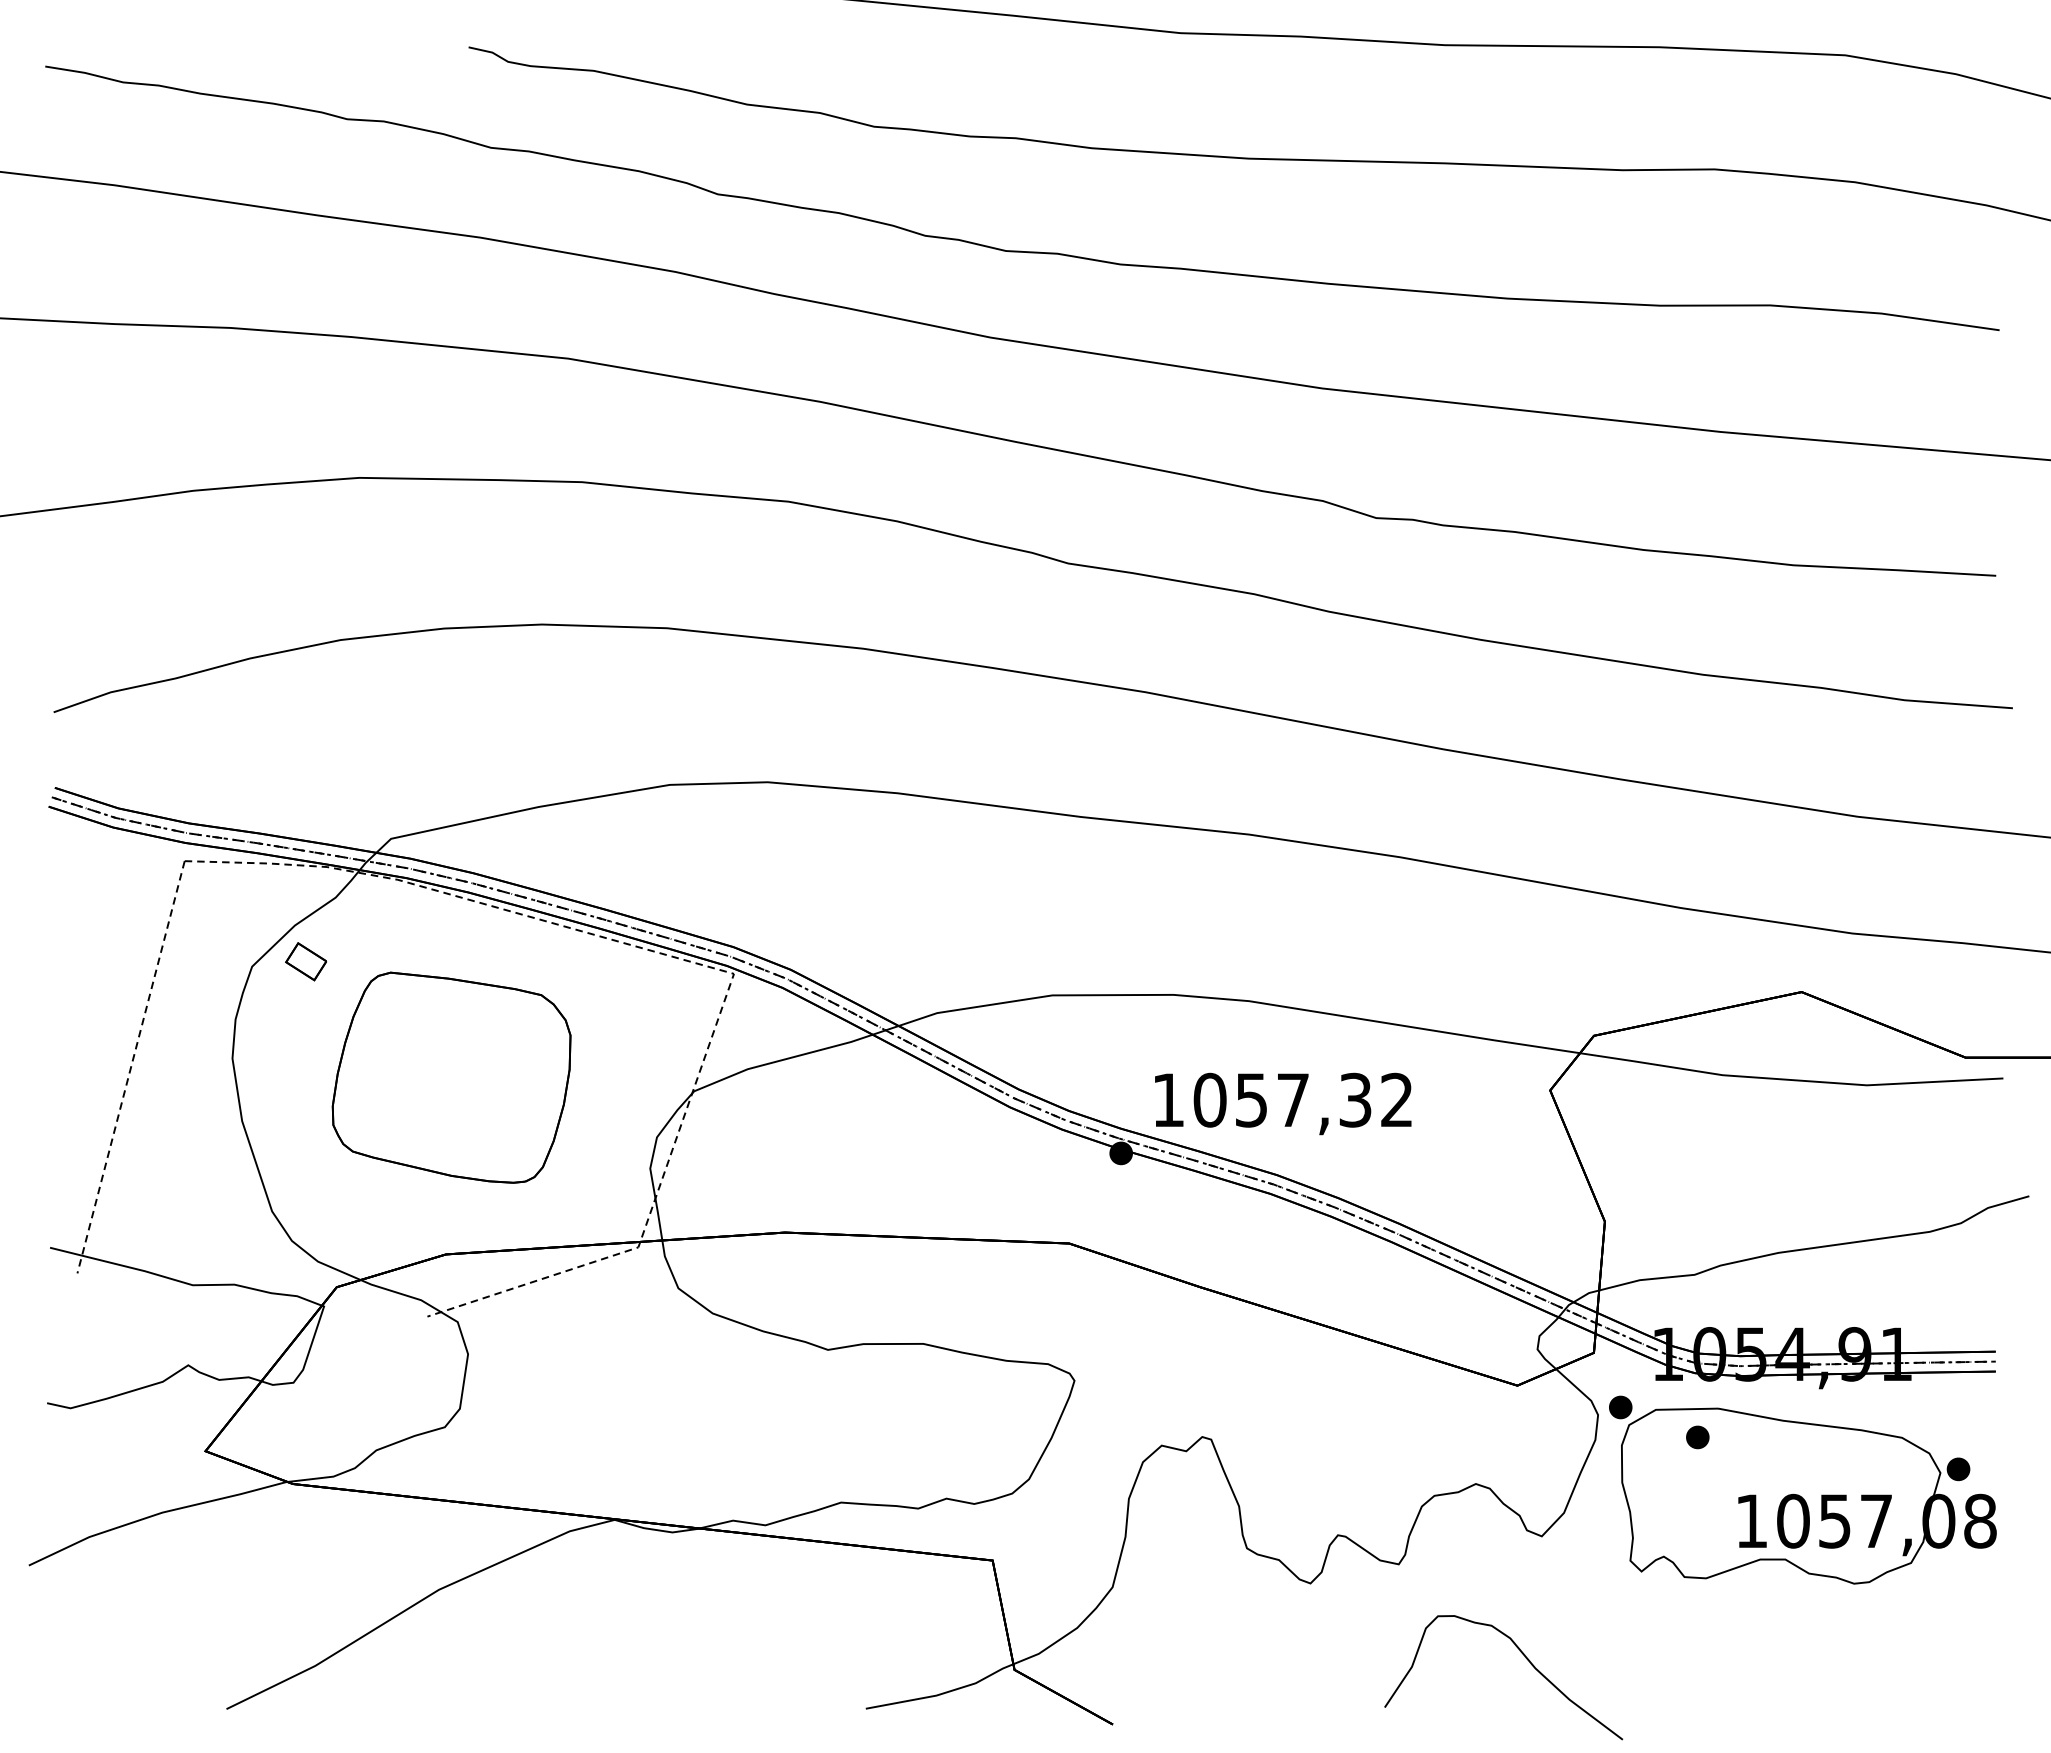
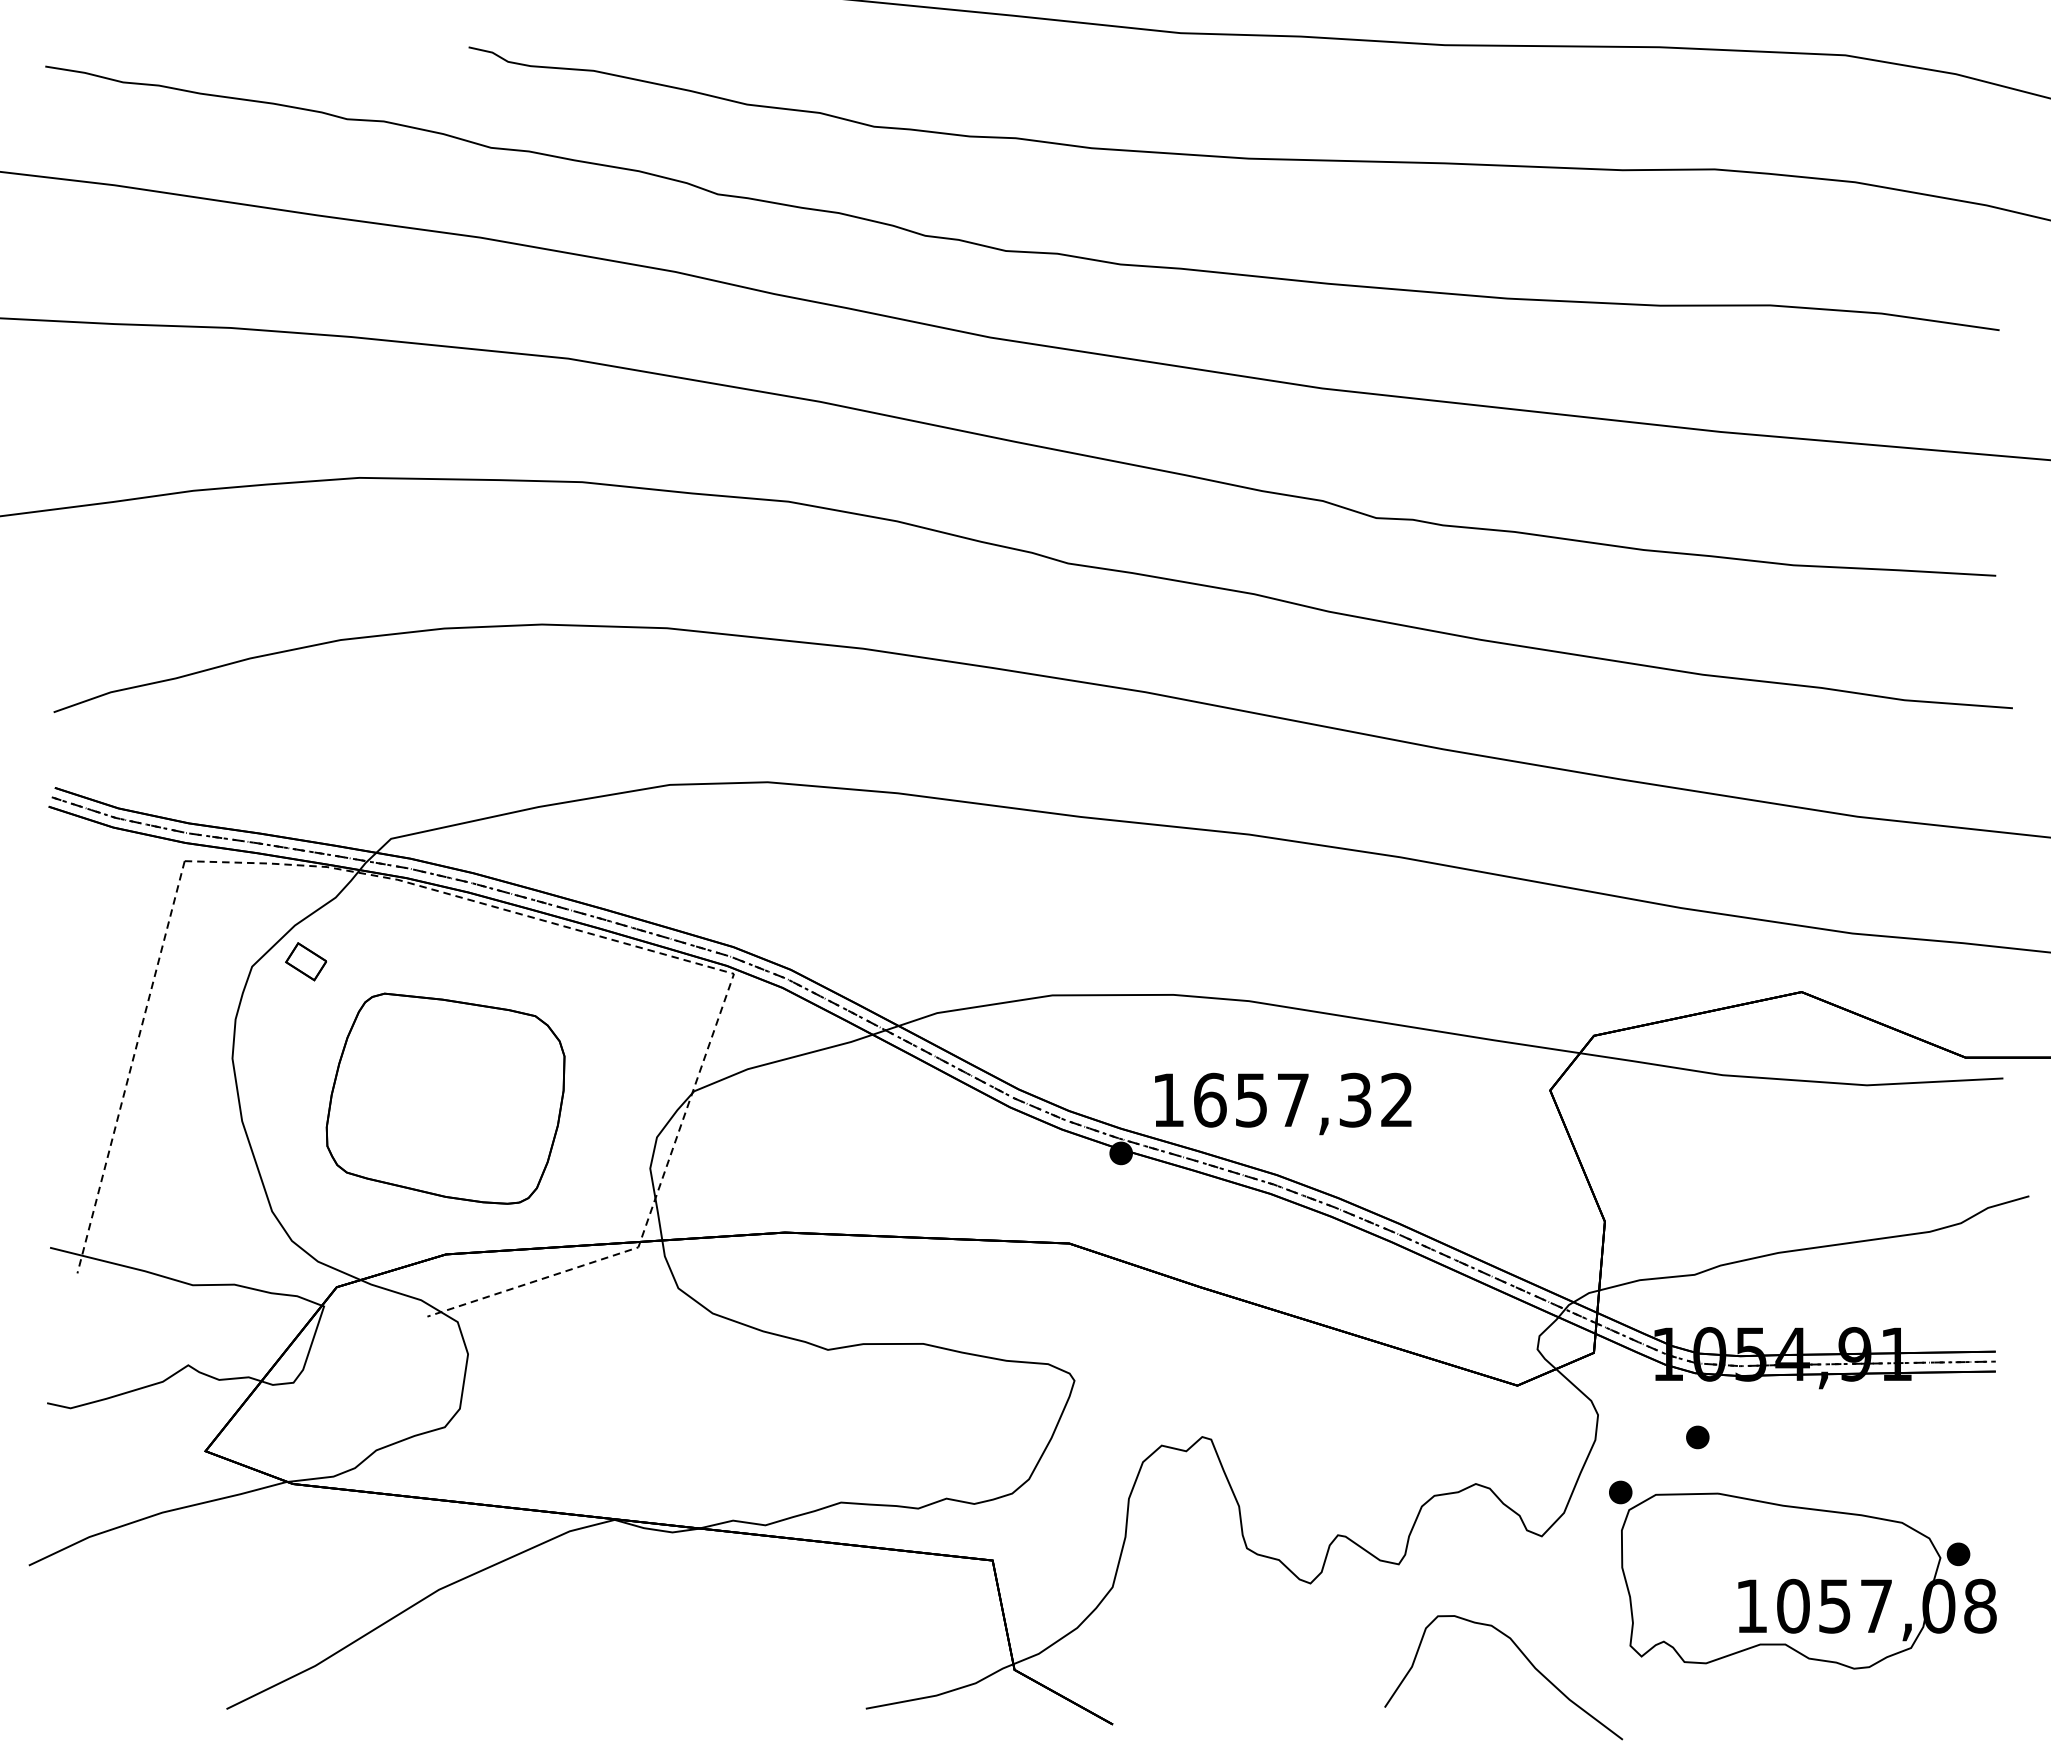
part position: (451, 1077) -> (445, 1098) (445, 1098)
text: 1057,32 -> 1657,32 (1209, 1099)
part position: (1802, 1489) -> (1802, 1574) (1802, 1574)
